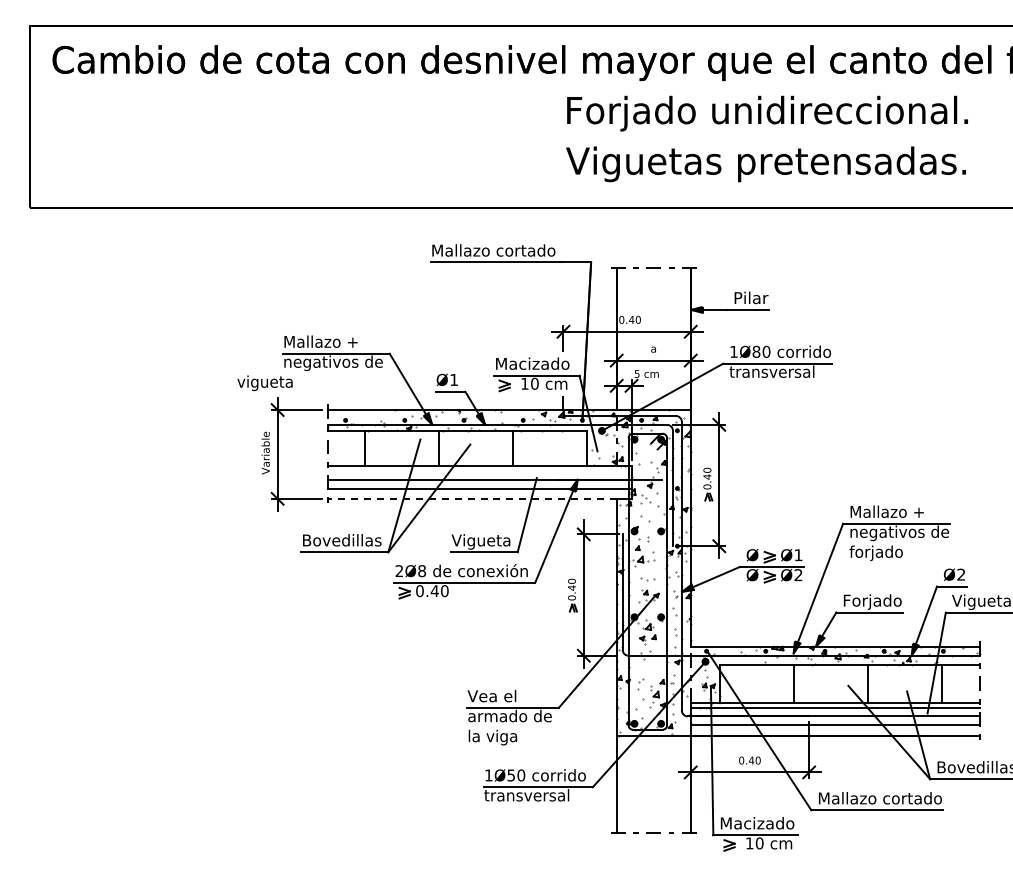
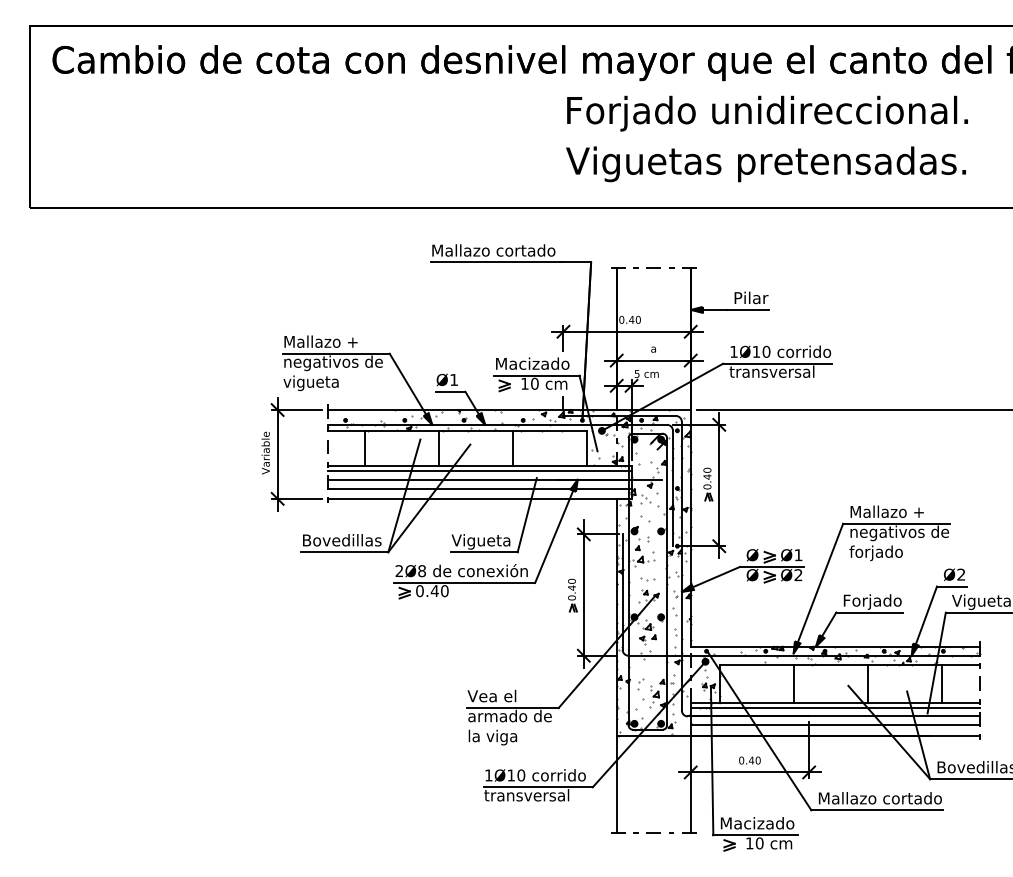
text: 1Ø80 -> 1Ø10 (756, 351)
text position: (264, 383) -> (310, 383) (310, 383)
line: none -> present (852, 410)
line: none -> present (479, 470)
line: dashed -> solid (471, 498)
text: 1Ø50 -> 1Ø10 (510, 775)
